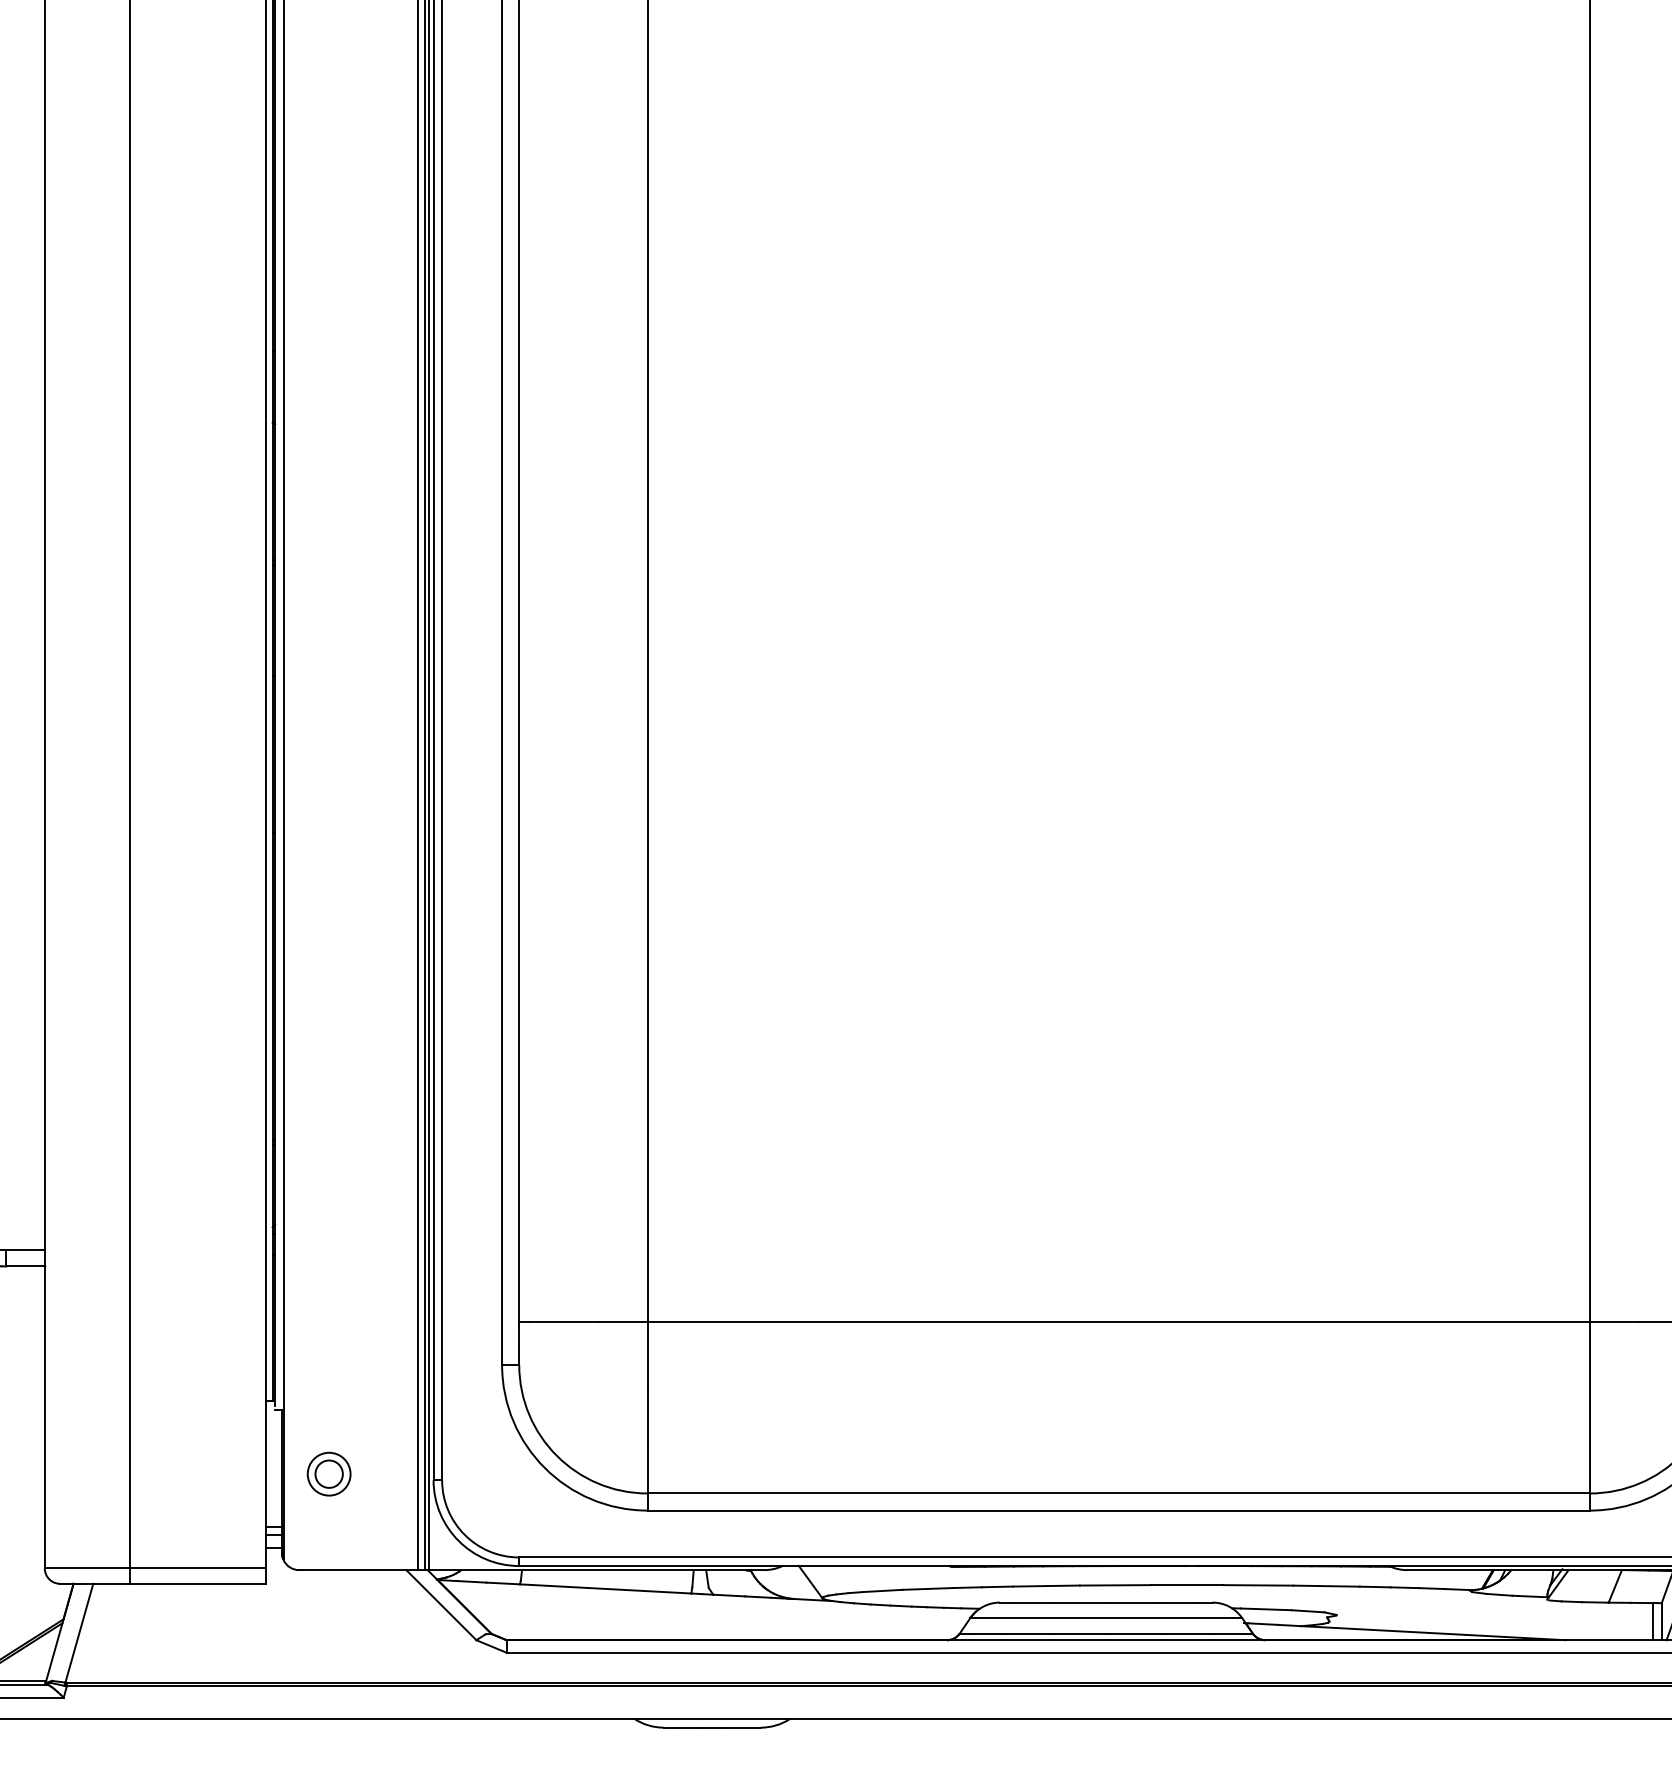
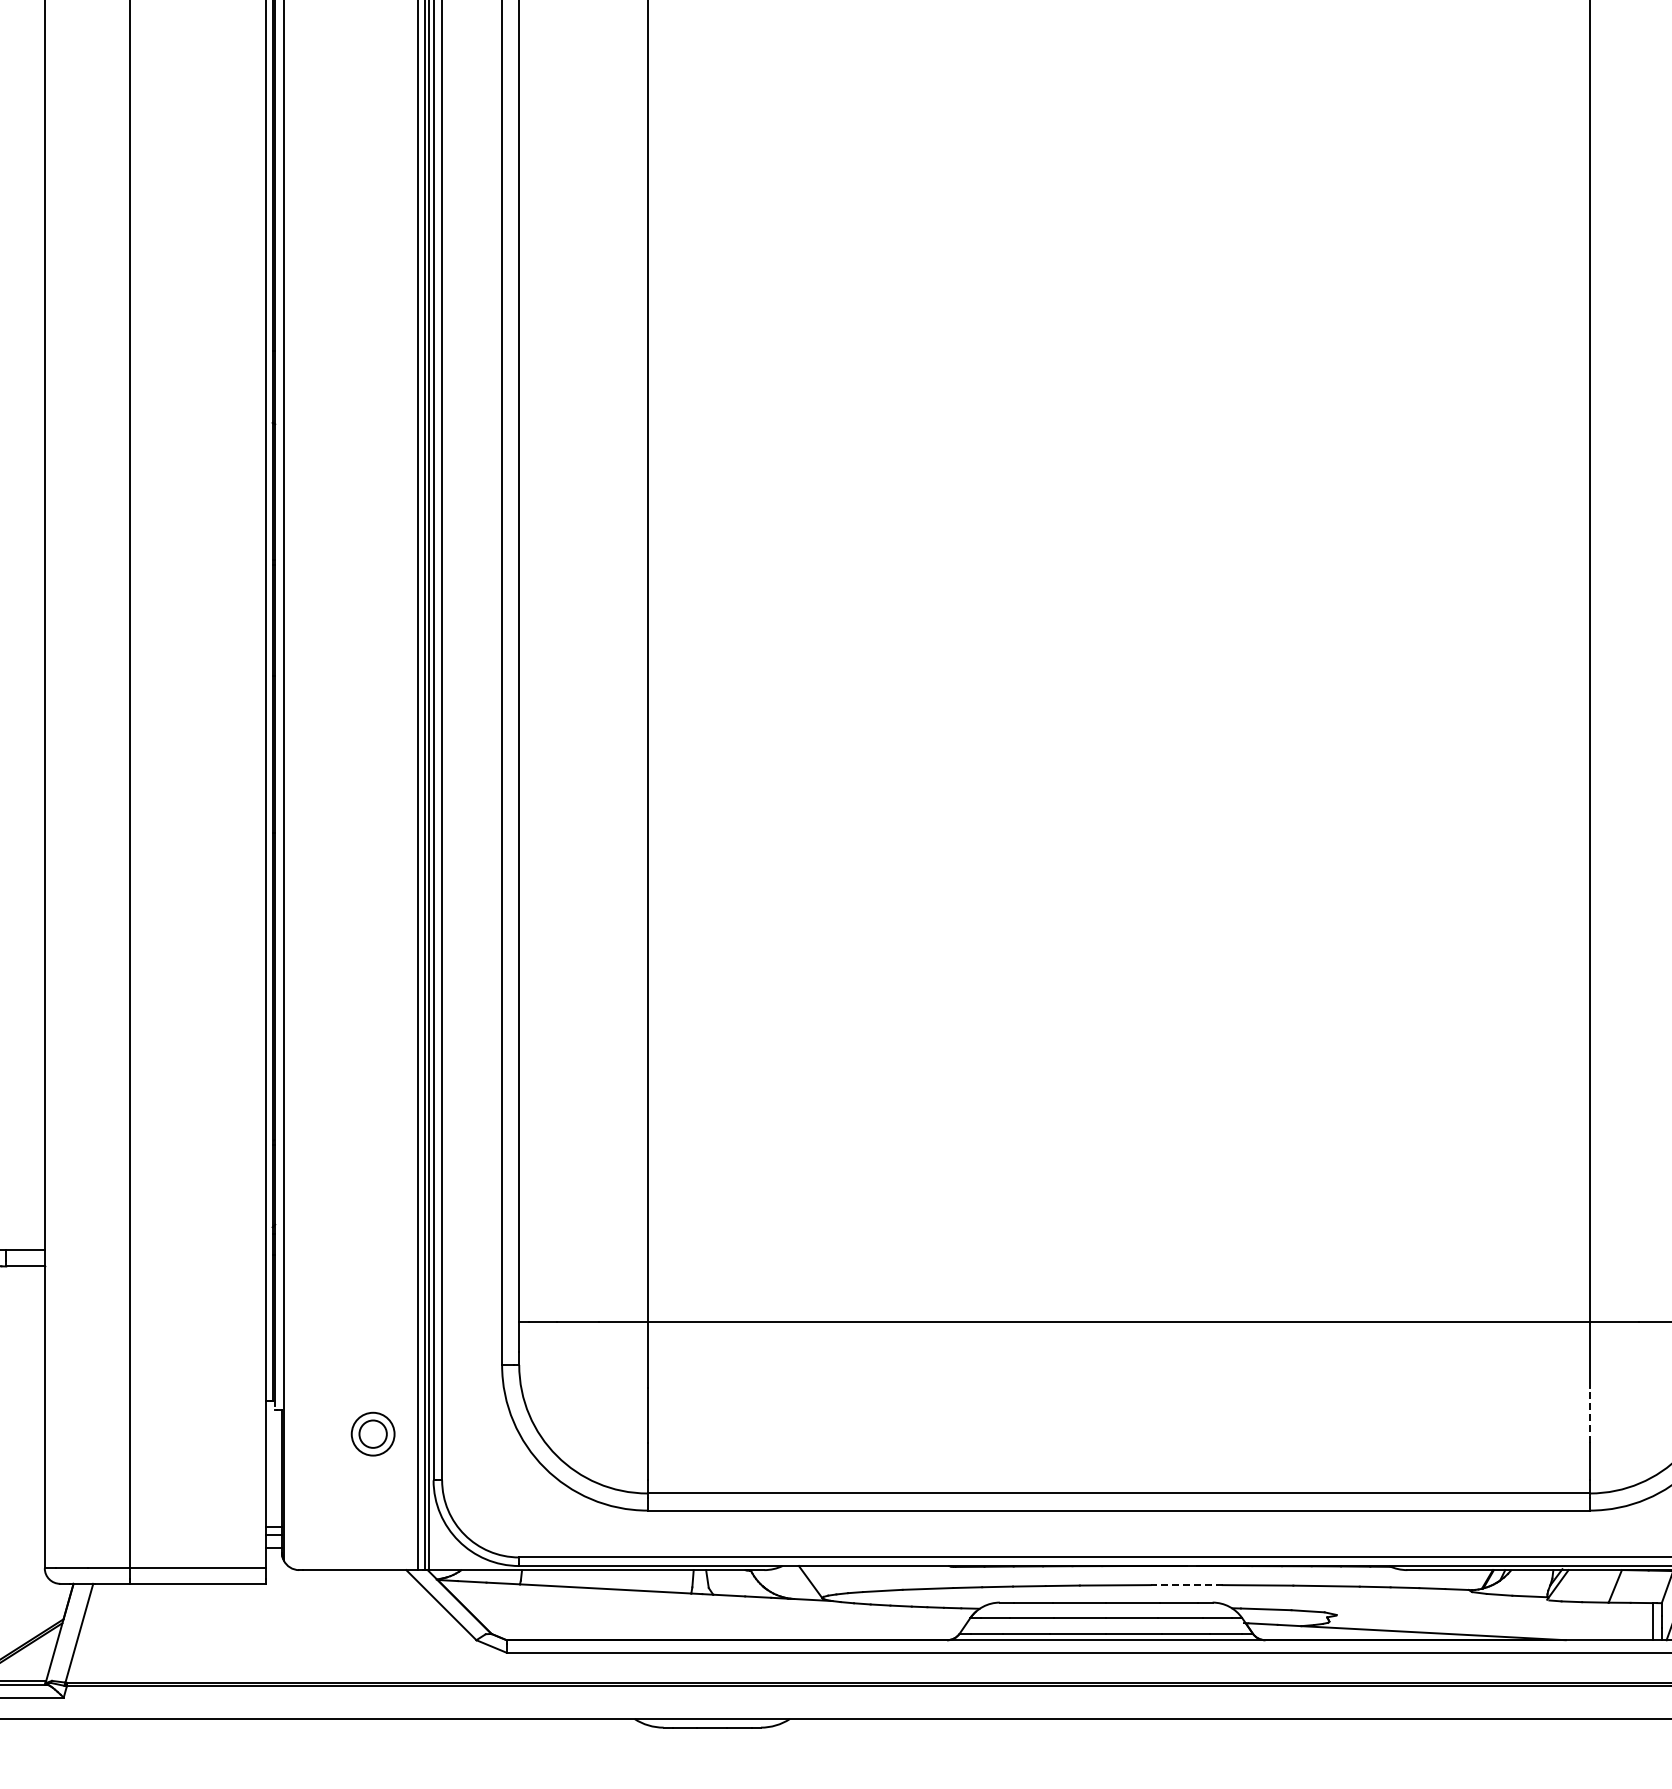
line: solid -> dashed (1589, 1415)
part position: (328, 1473) -> (372, 1433) (372, 1433)
line: solid -> dashed (1186, 1585)
